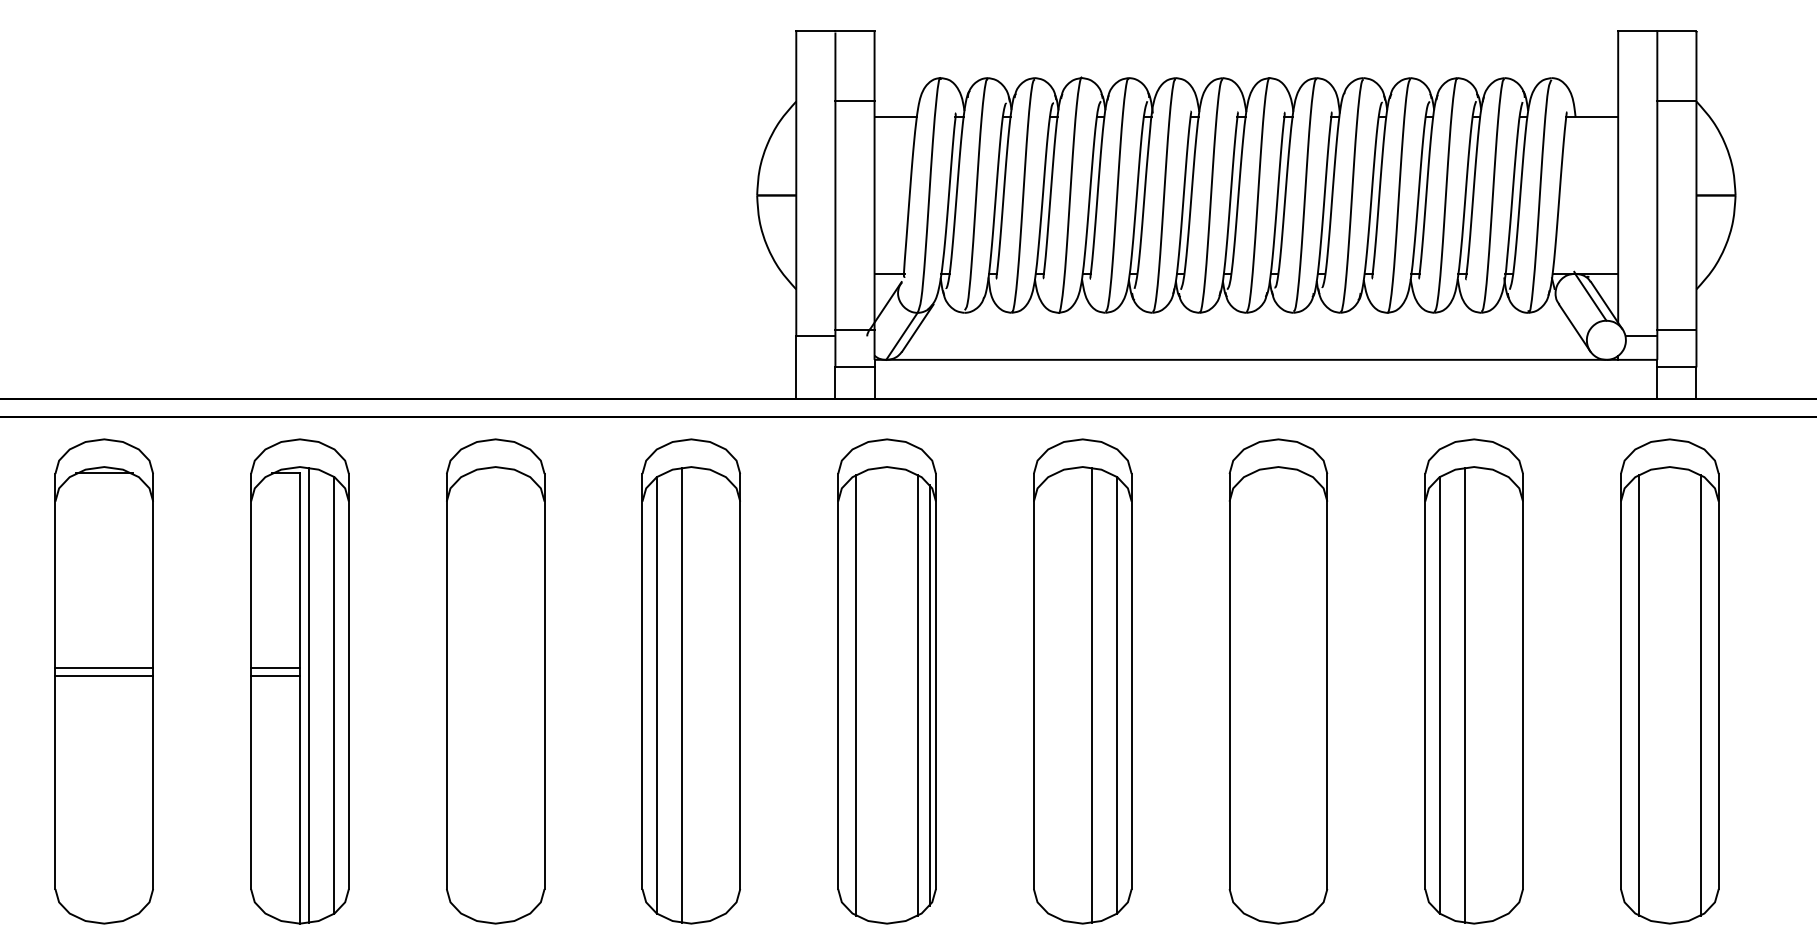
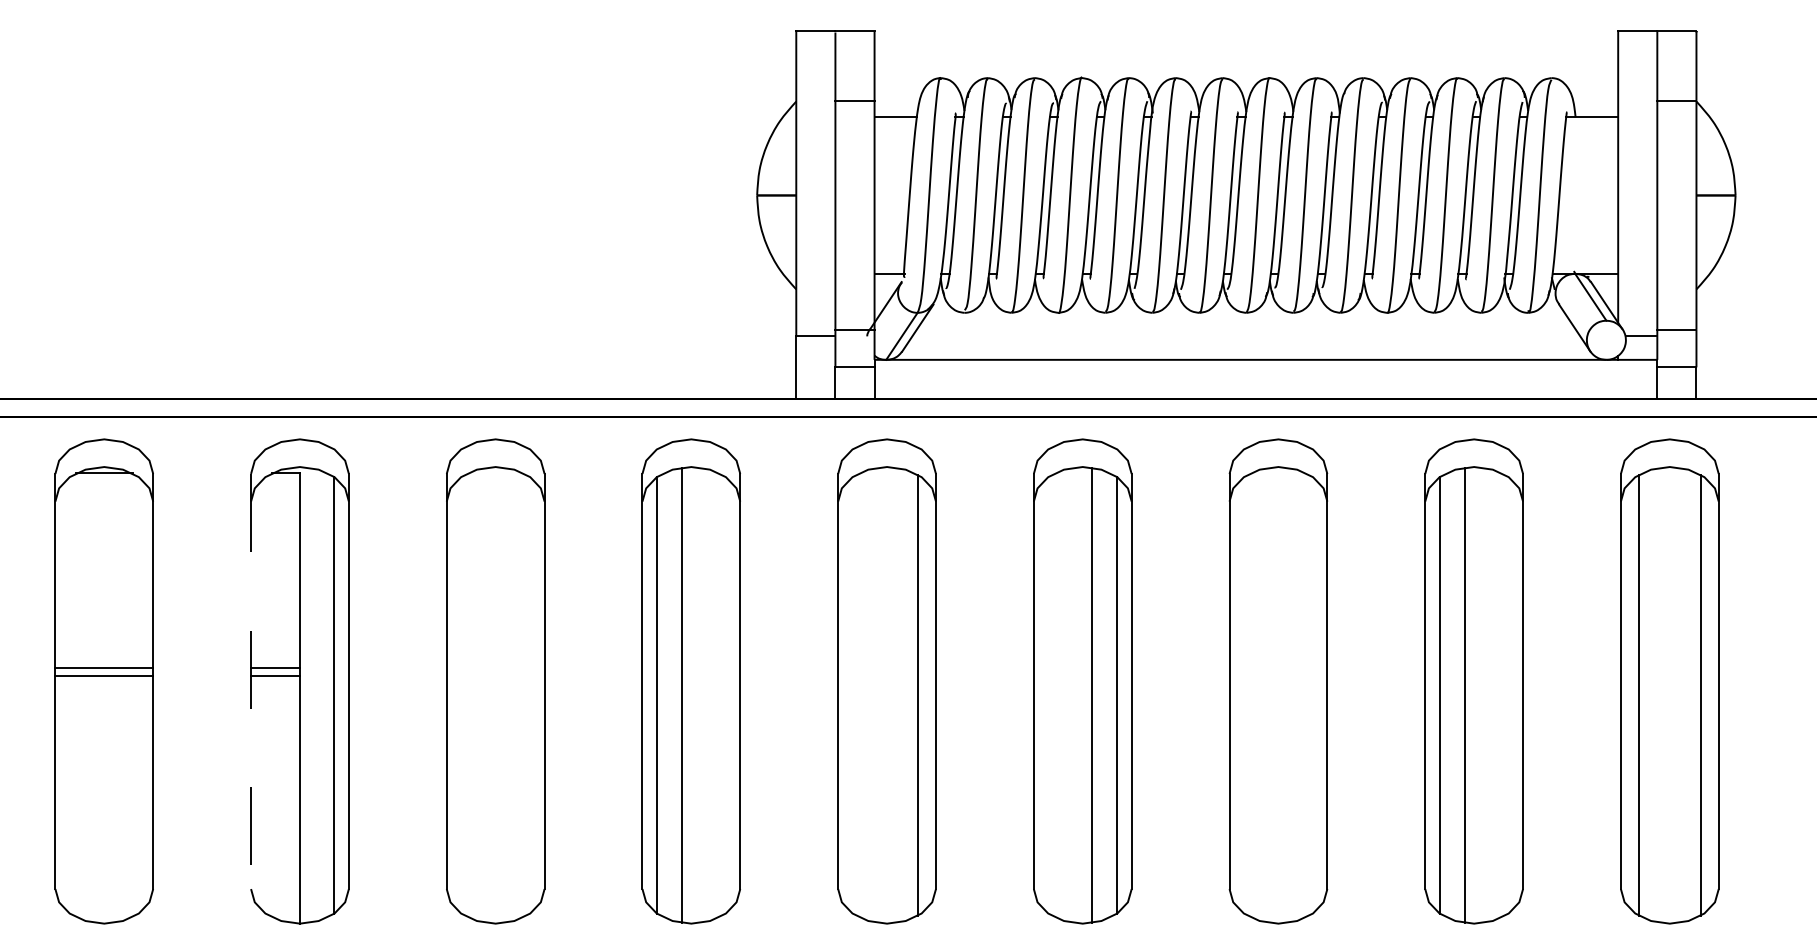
line: solid -> dashed (251, 681)
line: present -> none (309, 695)
line: present -> none (855, 695)
line: present -> none (930, 695)
